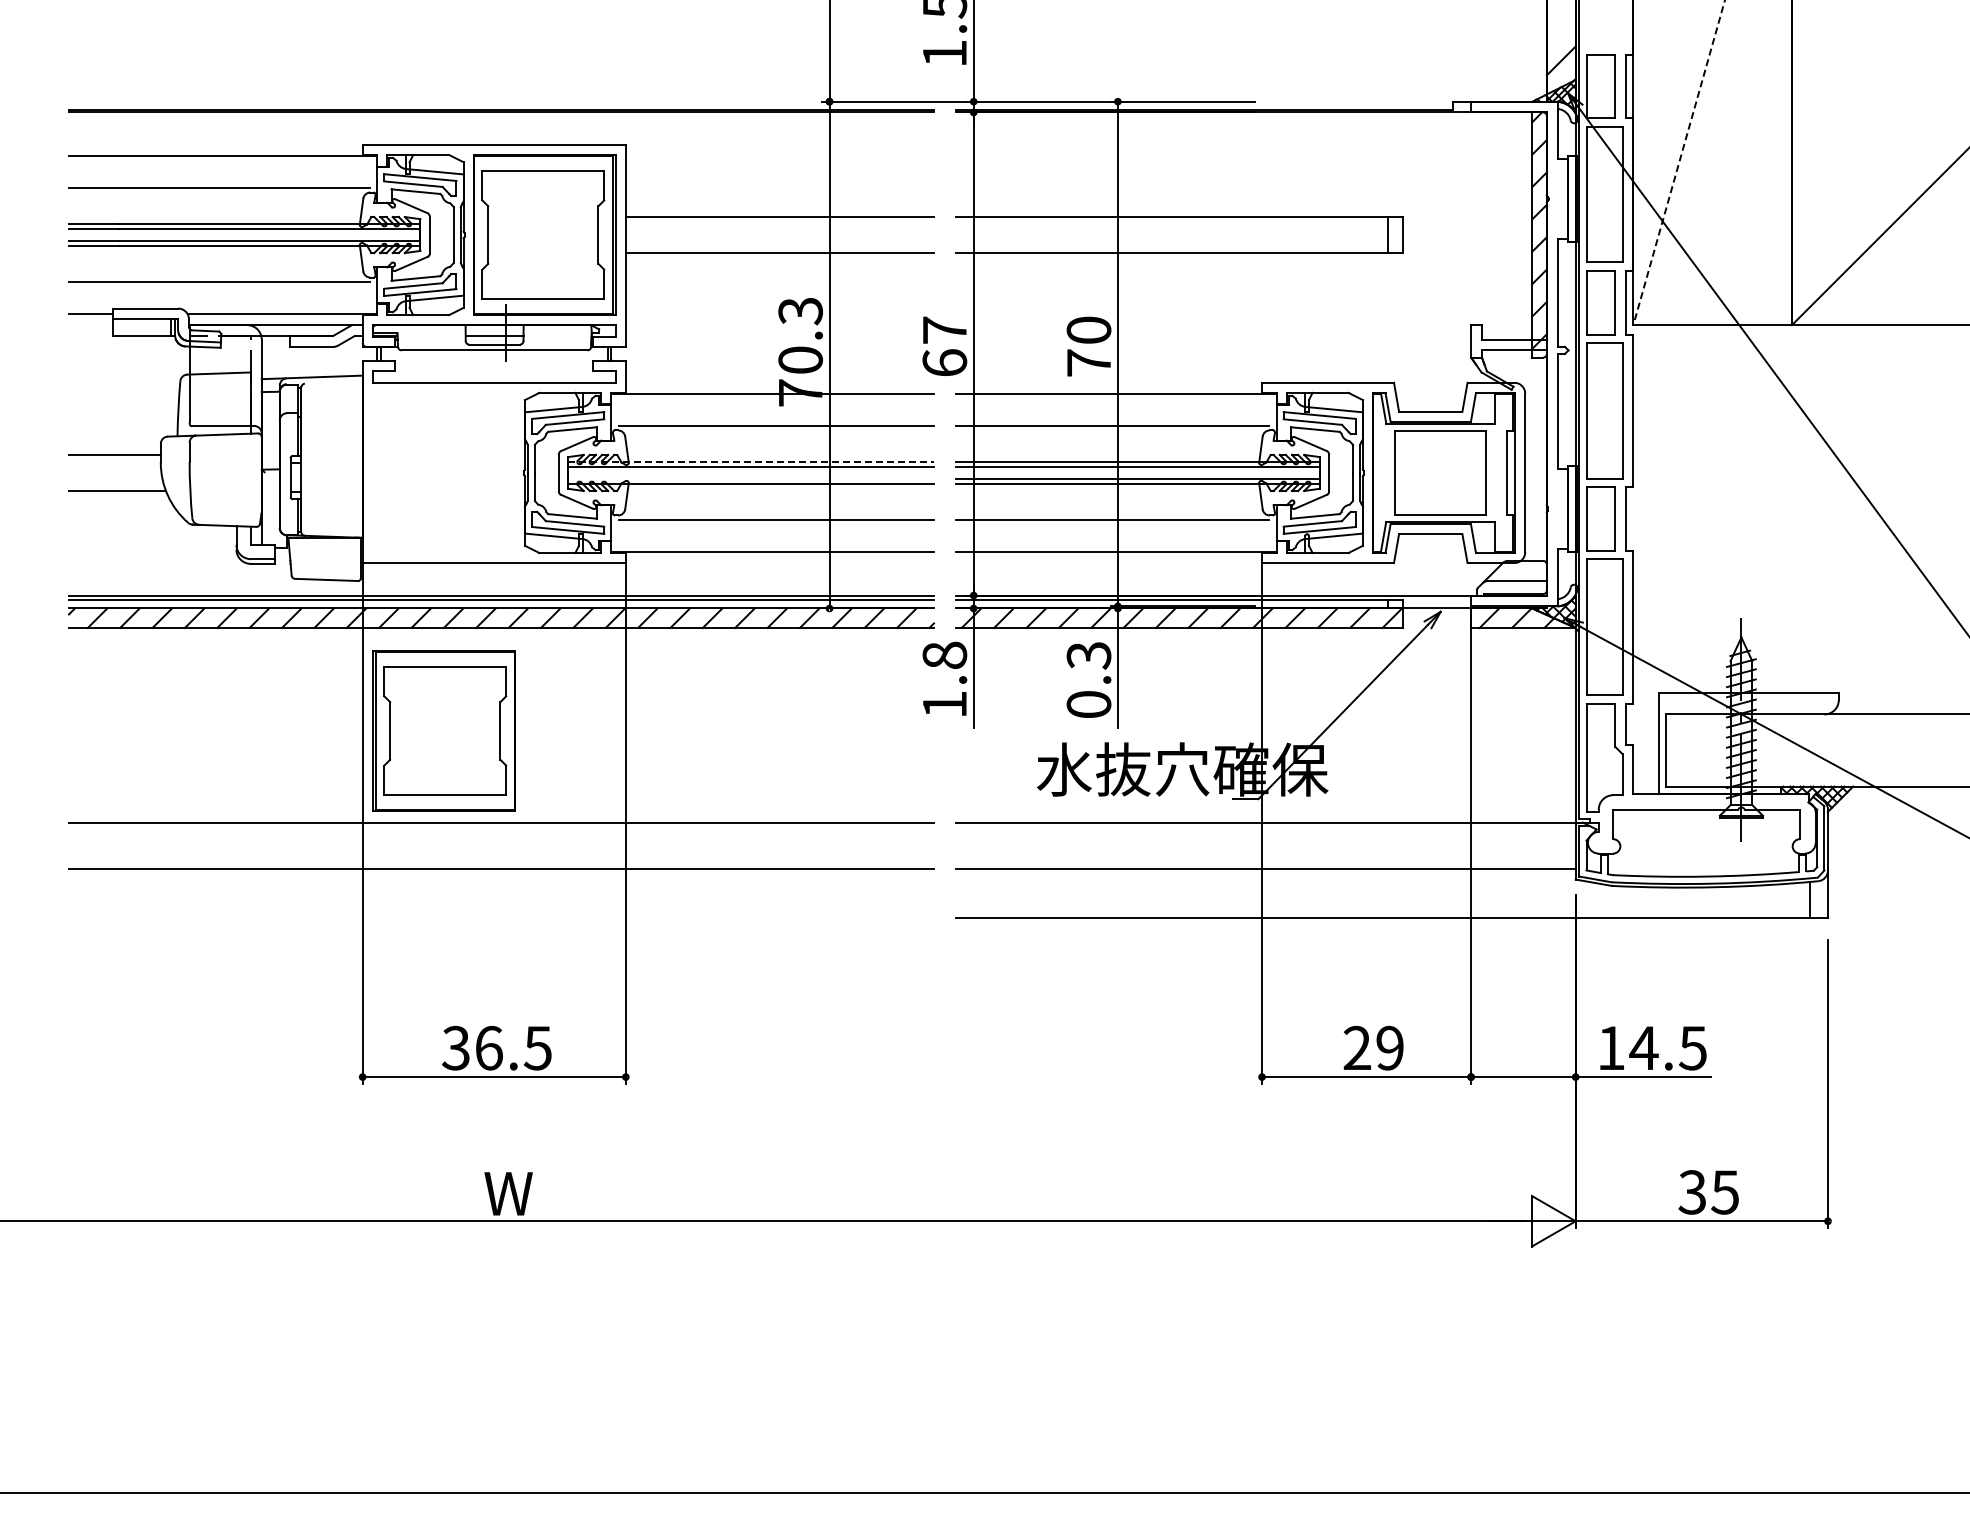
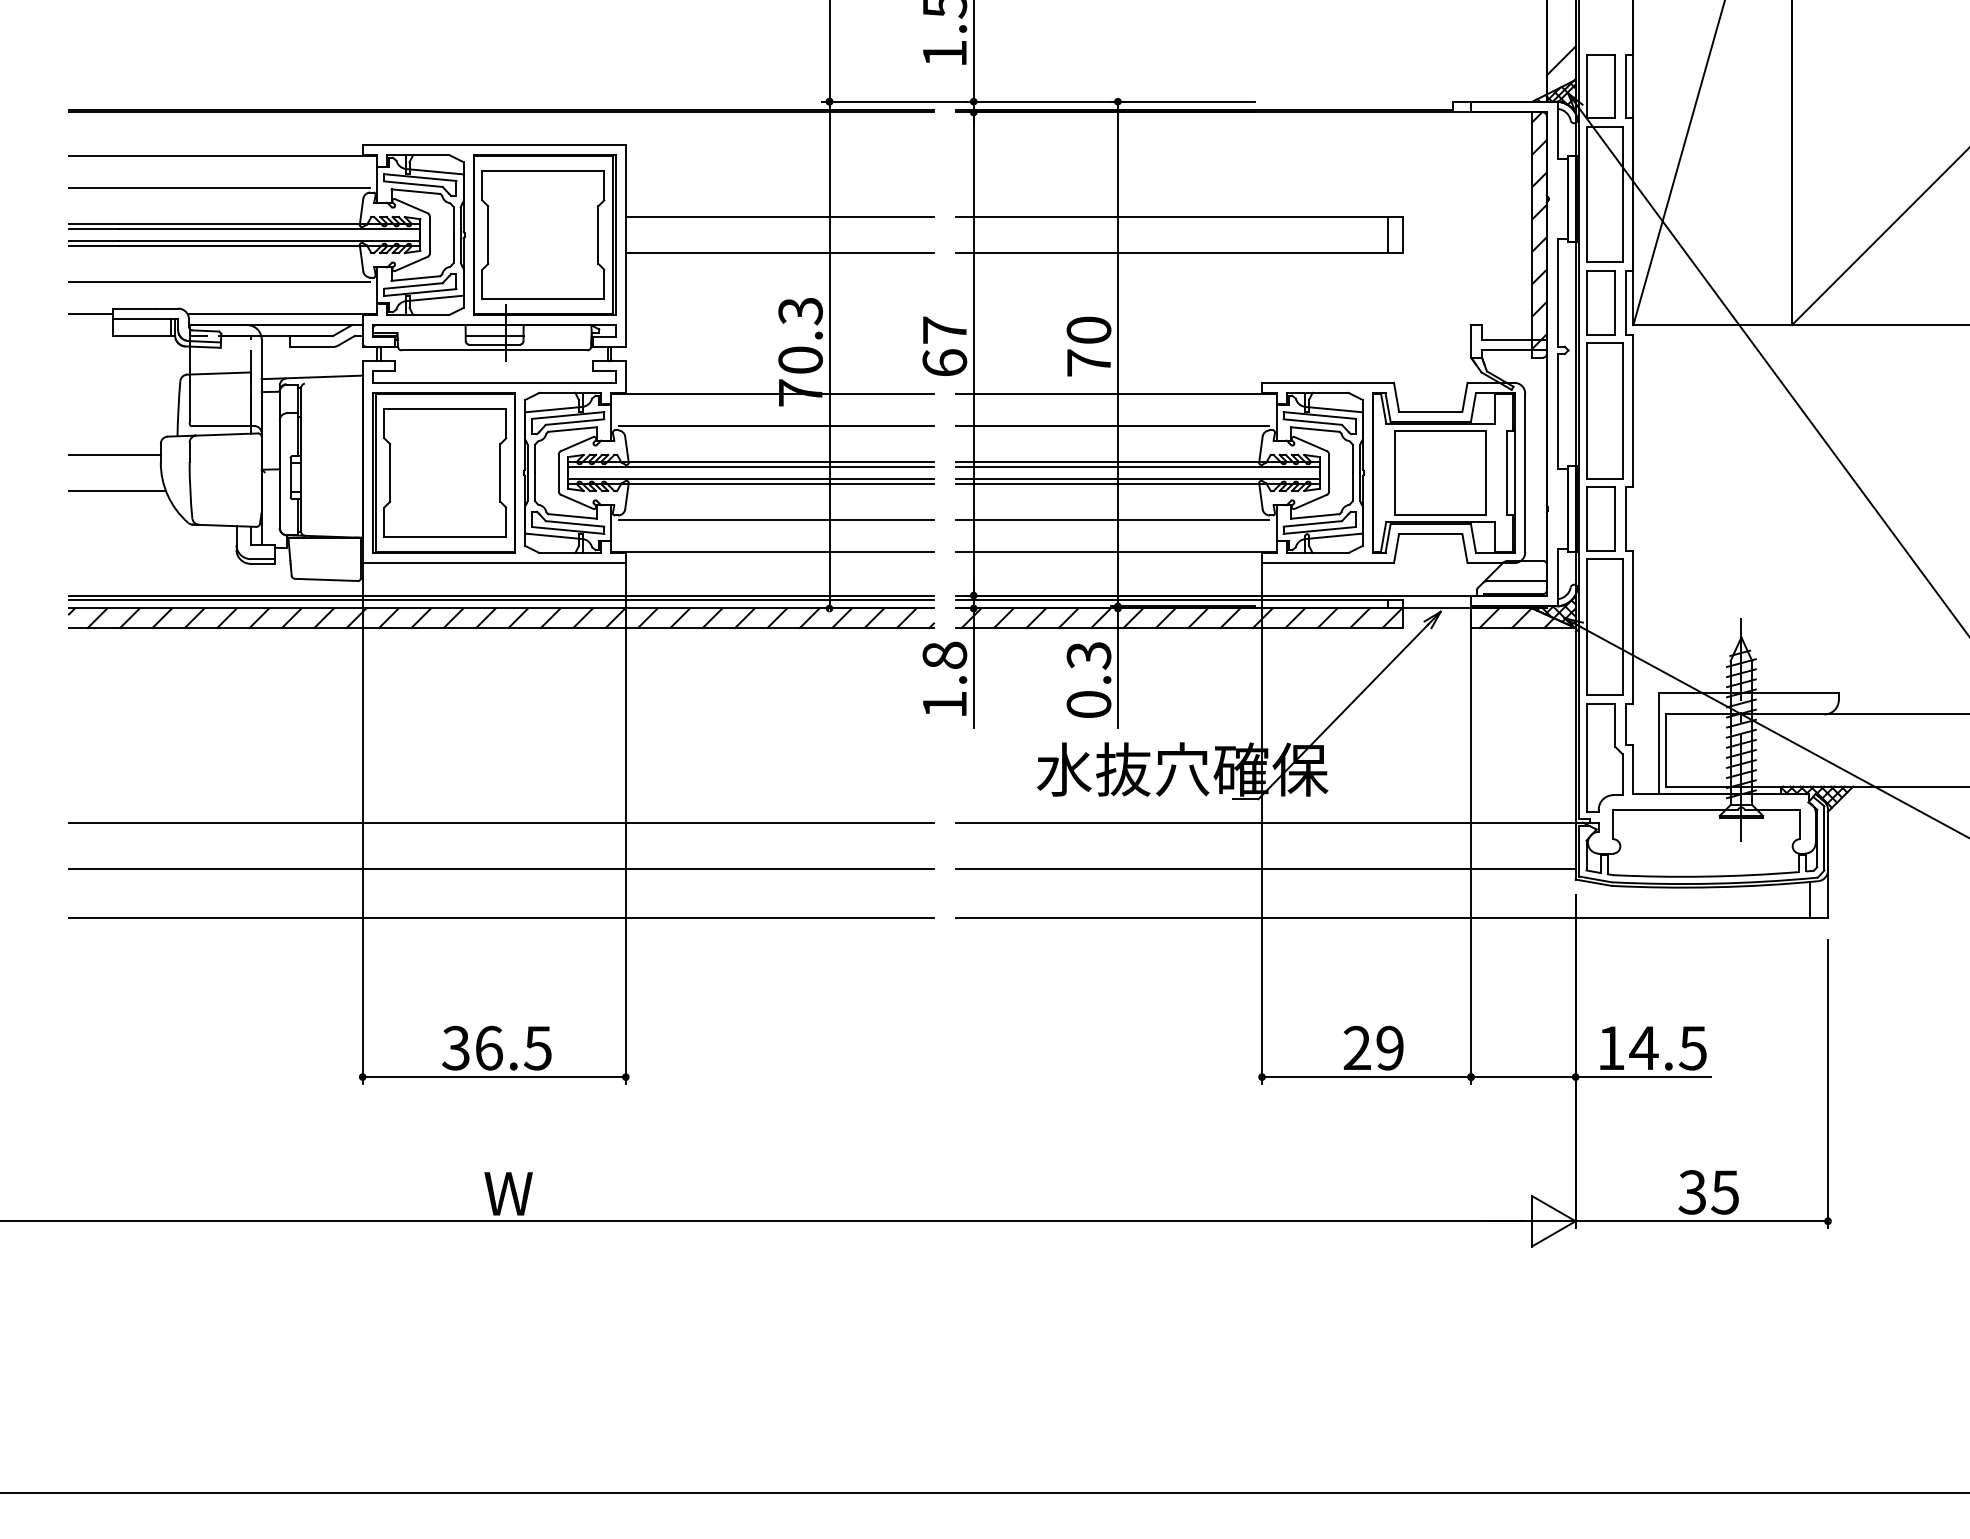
line: dashed -> solid (1679, 162)
line: dashed -> solid (751, 462)
line: none -> present (750, 478)
part position: (443, 730) -> (443, 472) (443, 472)
line: none -> present (500, 918)
